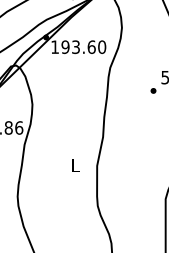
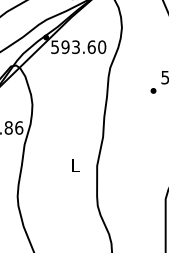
text: 193.60 -> 593.60 (54, 47)
